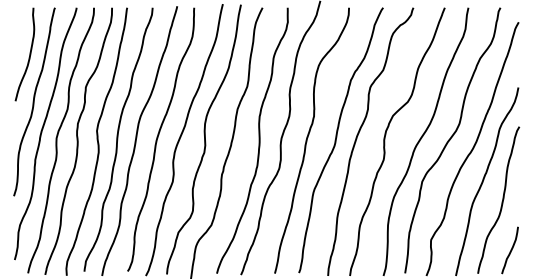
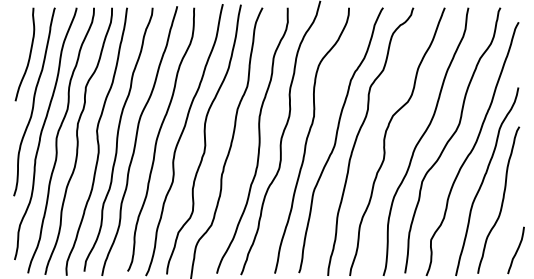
curve position: (510, 250) -> (516, 250) (516, 250)
